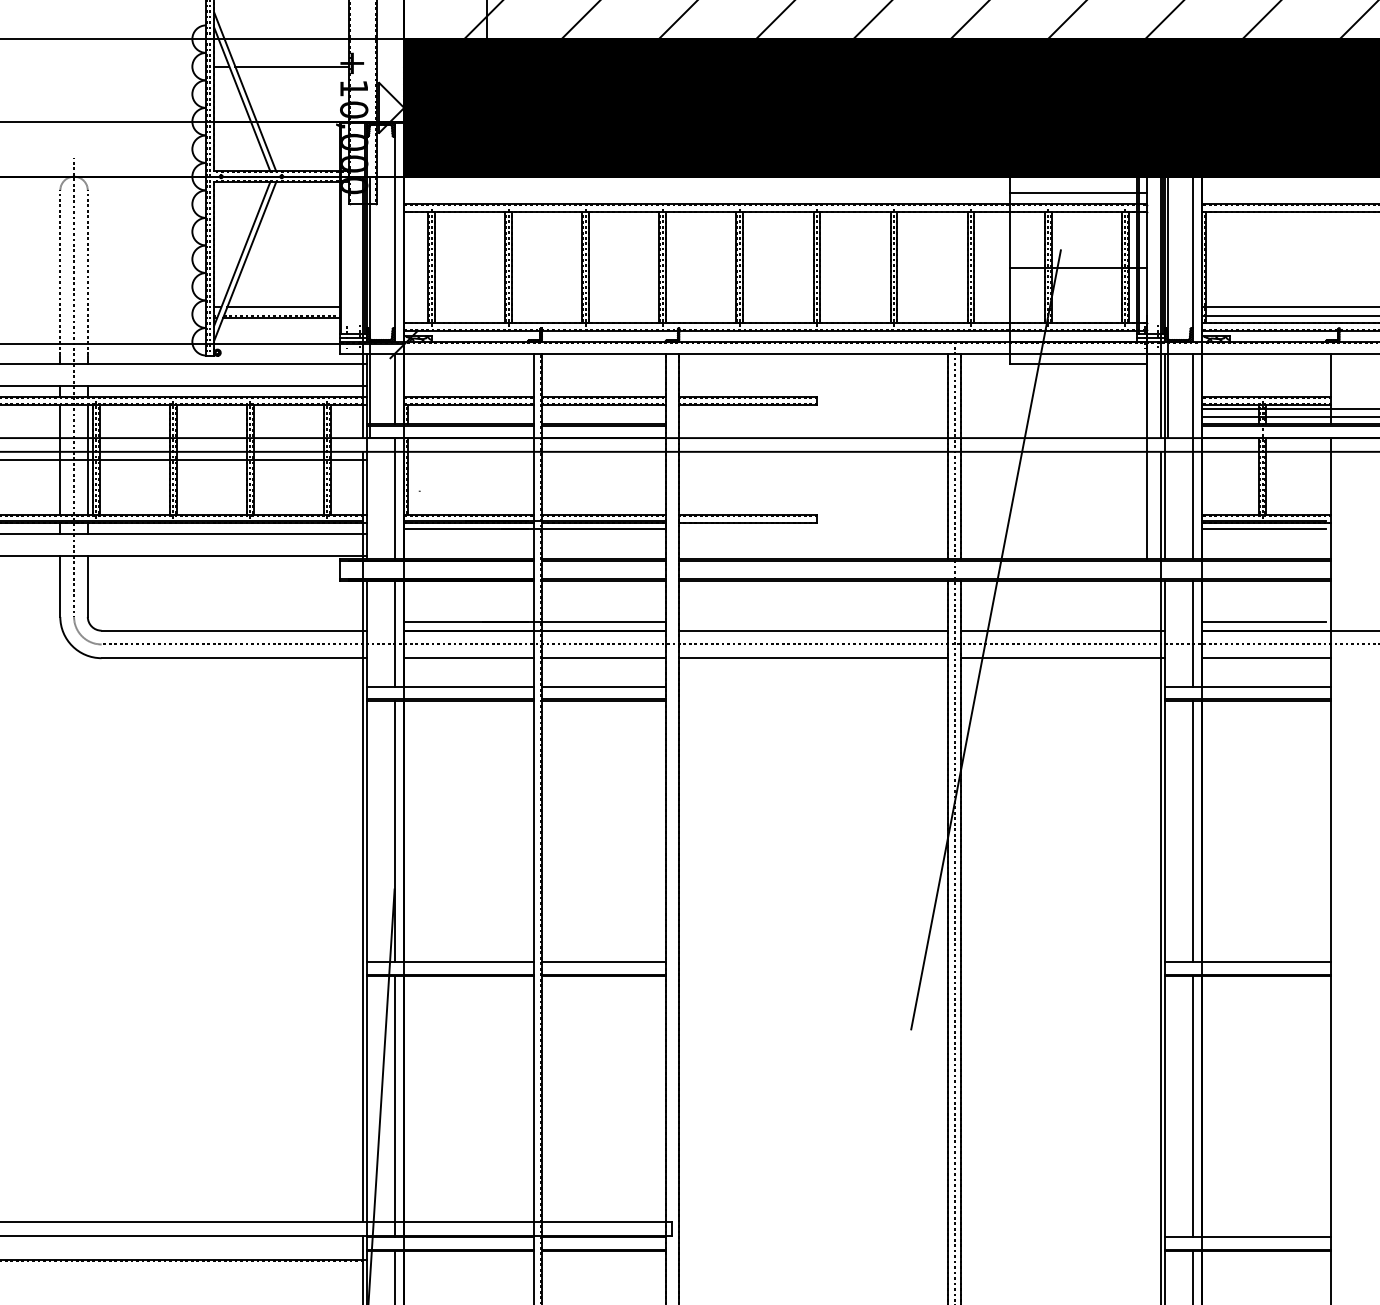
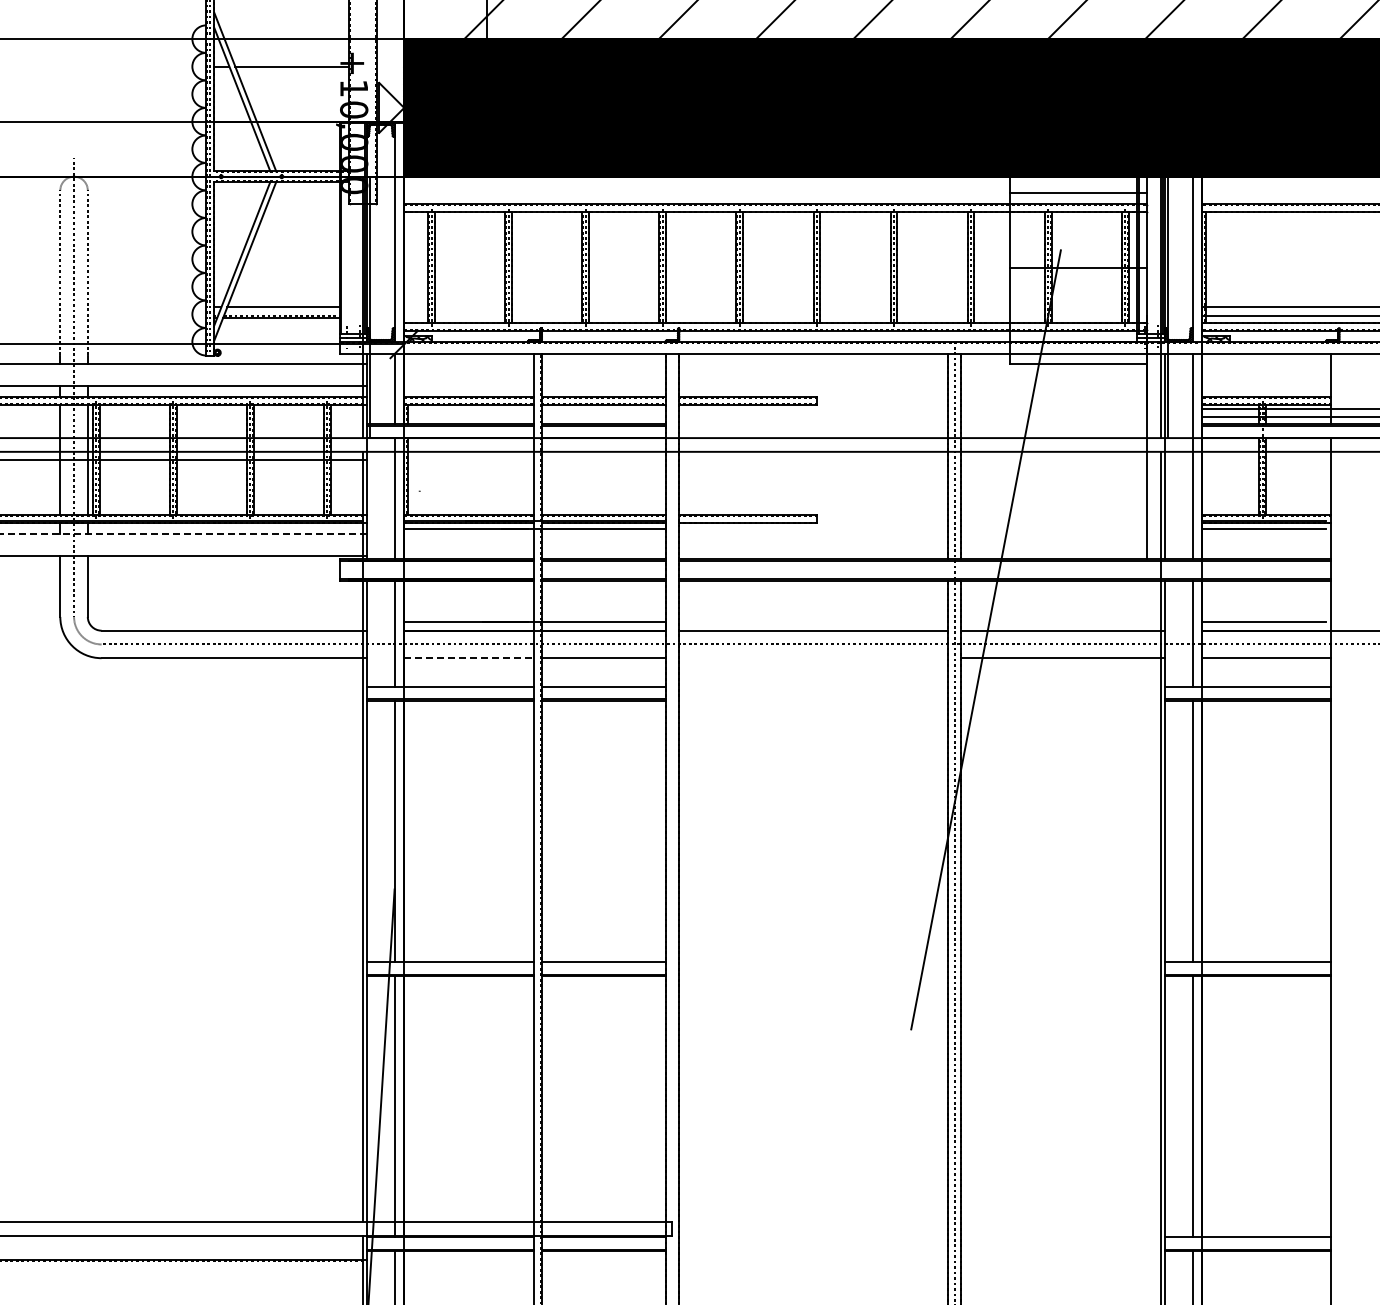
line: solid -> dashed (184, 534)
line: solid -> dashed (468, 658)
line: present -> none (813, 658)
